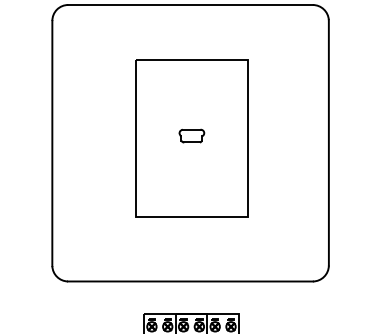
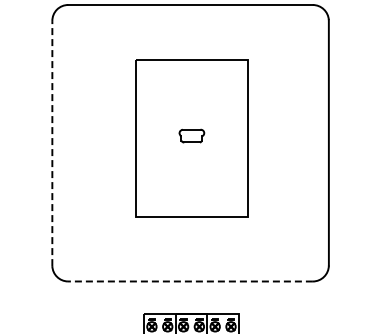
line: solid -> dashed (52, 143)
line: solid -> dashed (189, 281)
